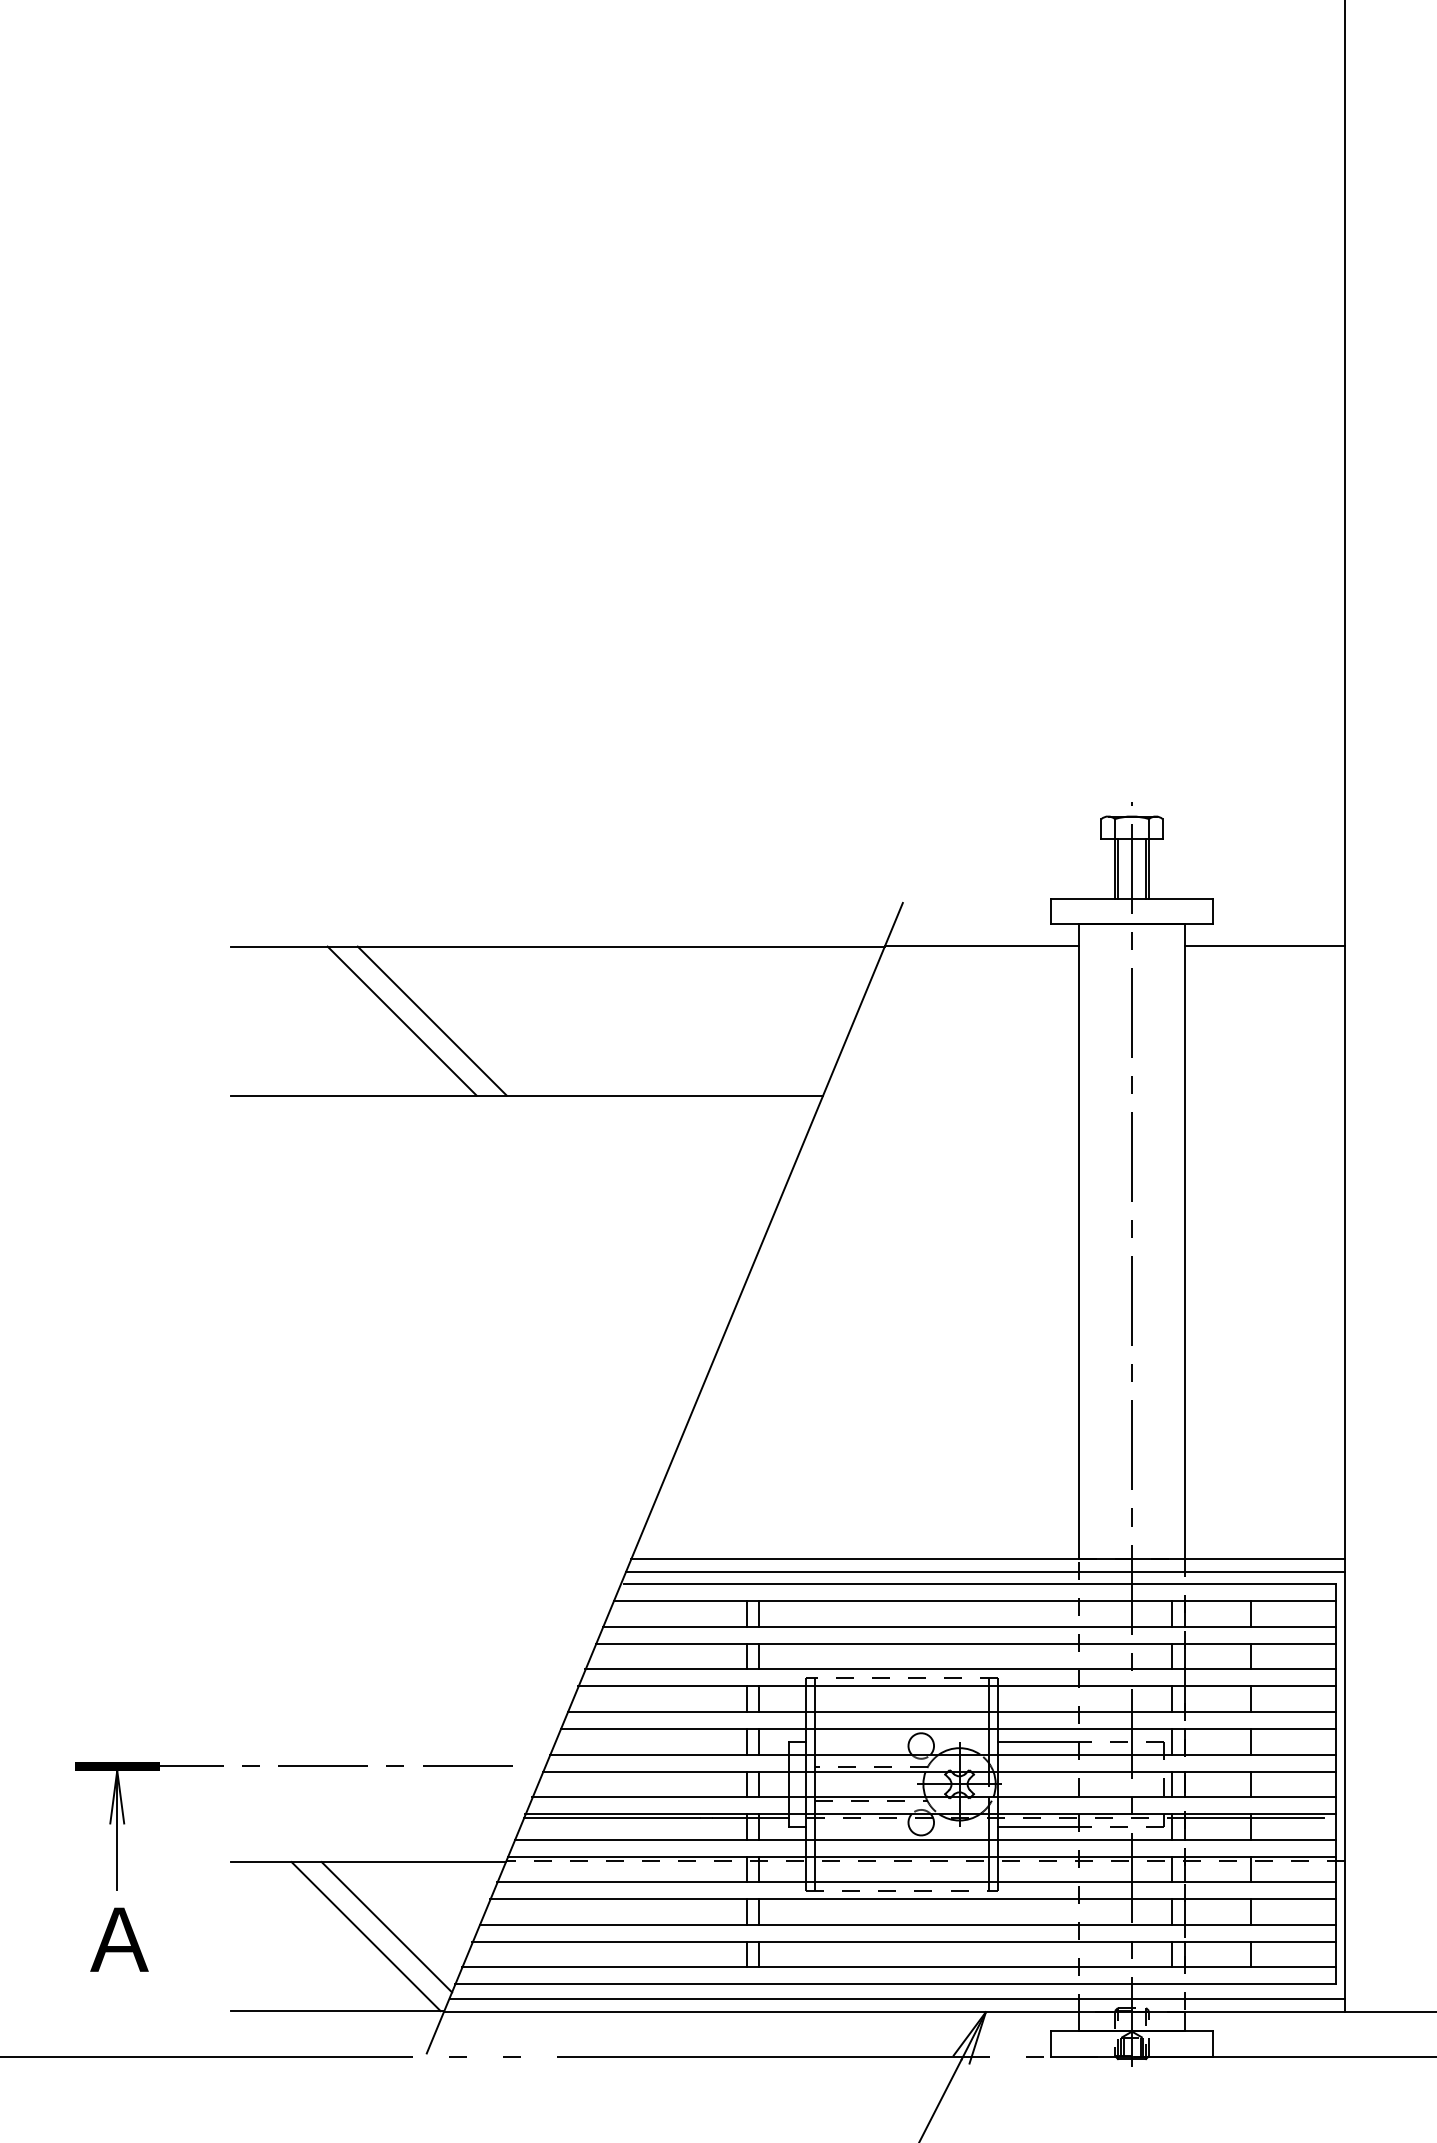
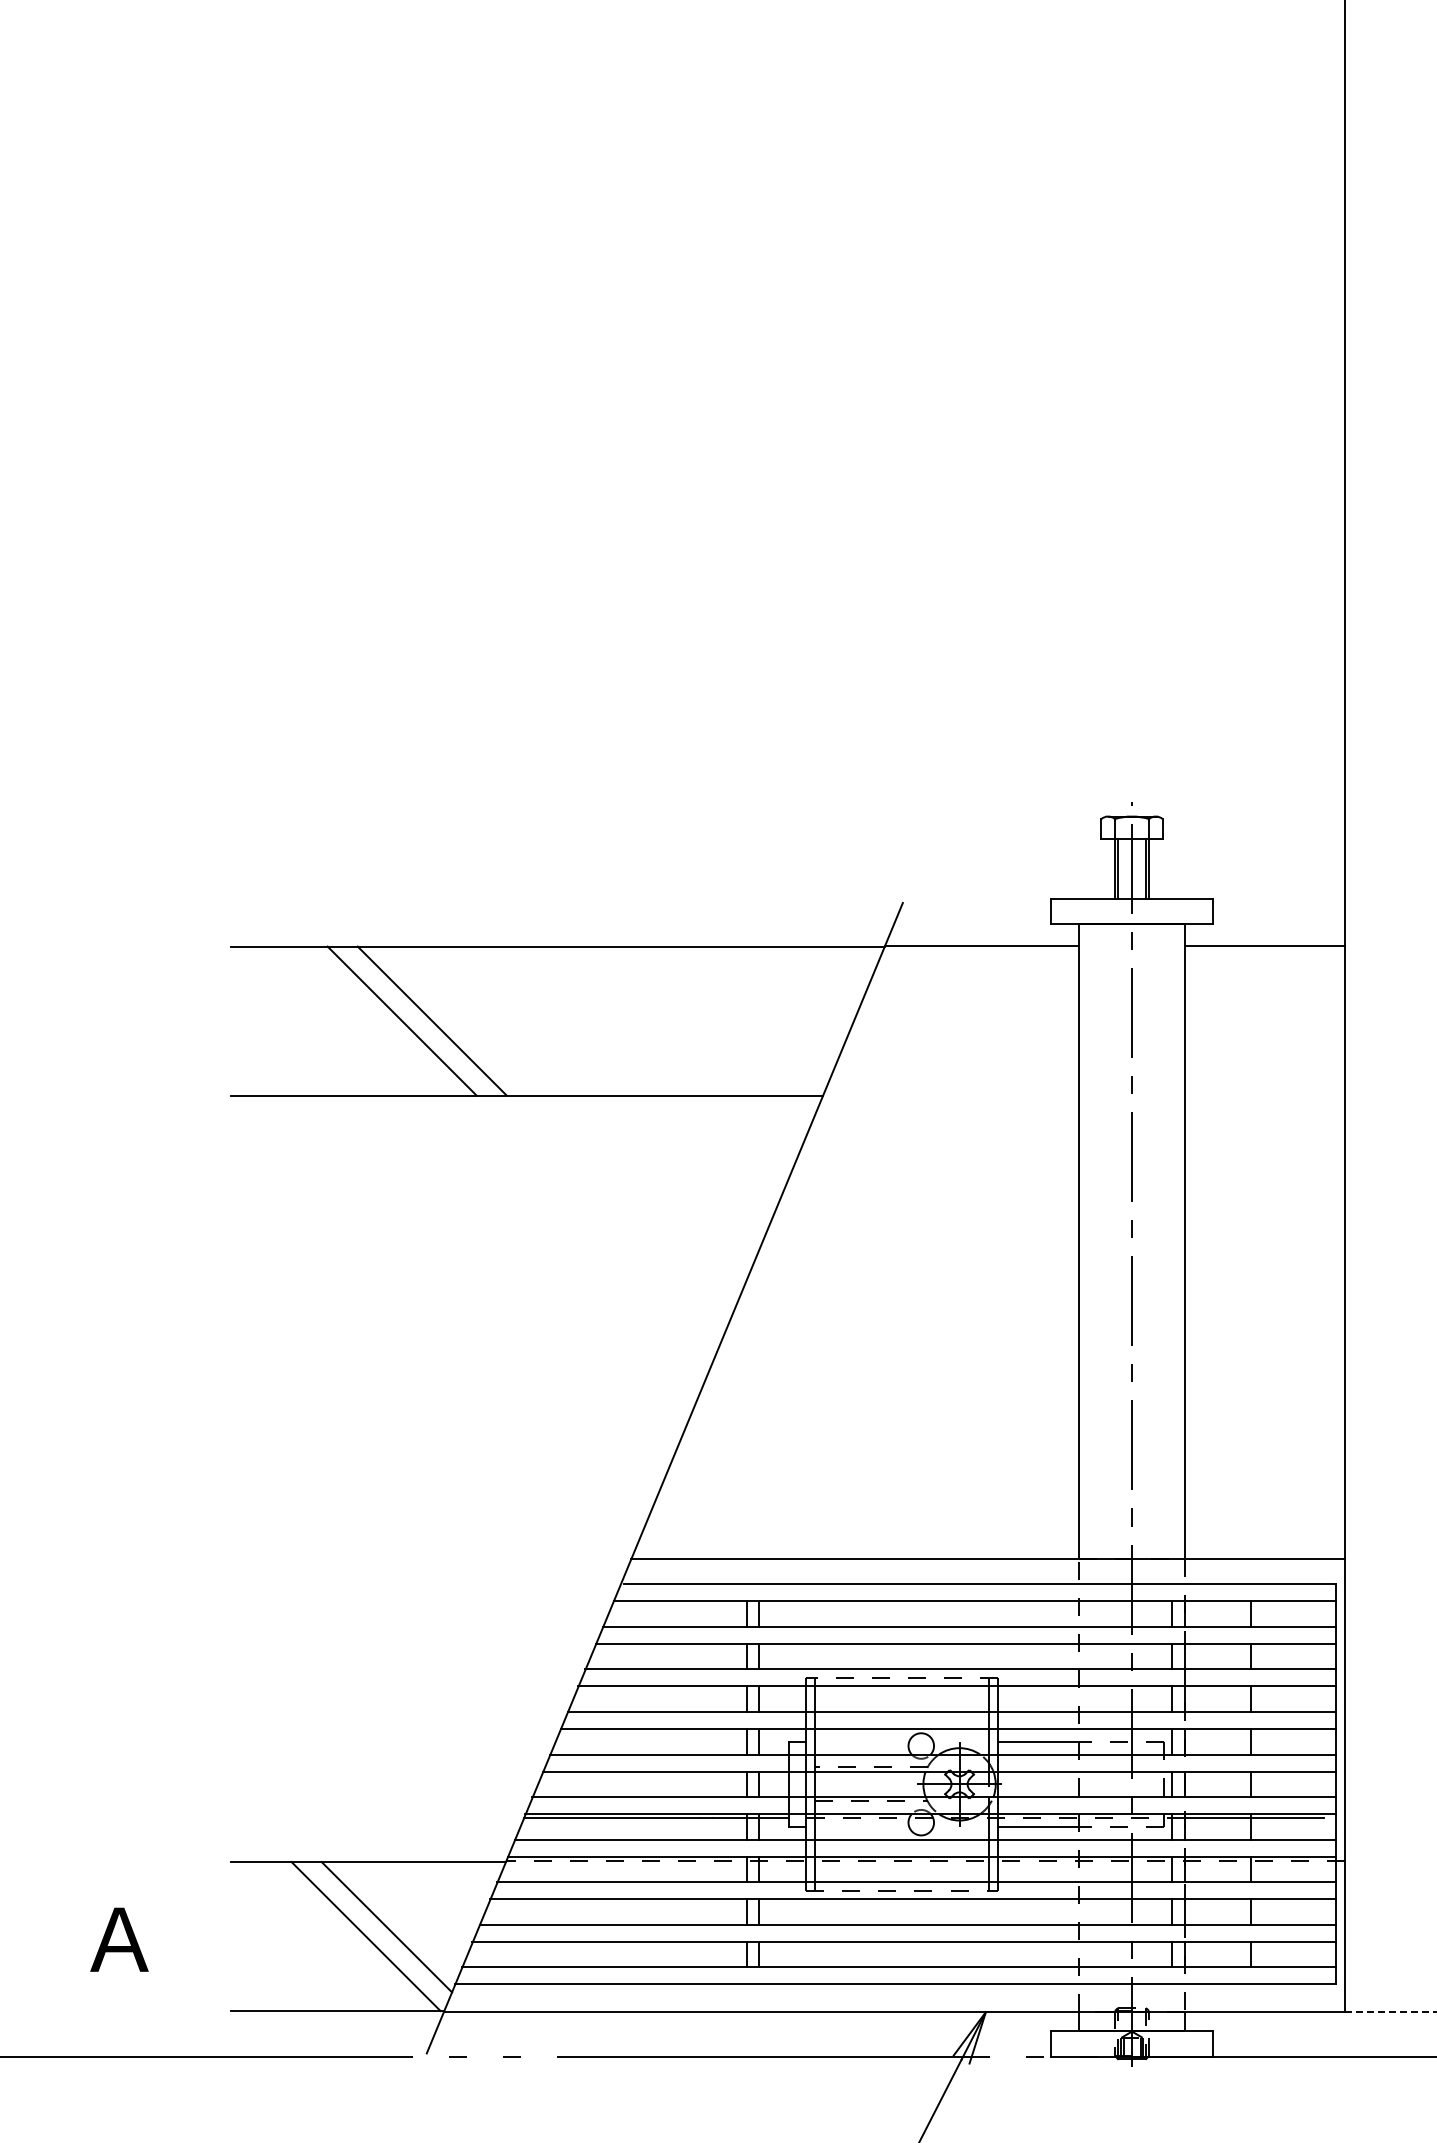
line: present -> none (984, 1571)
part: present -> none (293, 1766)
line: present -> none (896, 1999)
line: solid -> dashed (1390, 2012)
